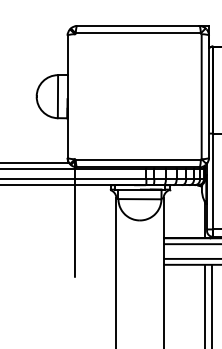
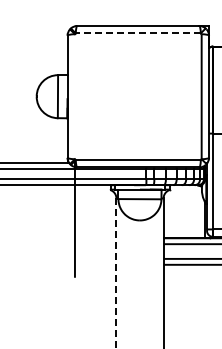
line: solid -> dashed (137, 33)
line: solid -> dashed (116, 273)
line: present -> none (204, 304)
line: present -> none (212, 304)
